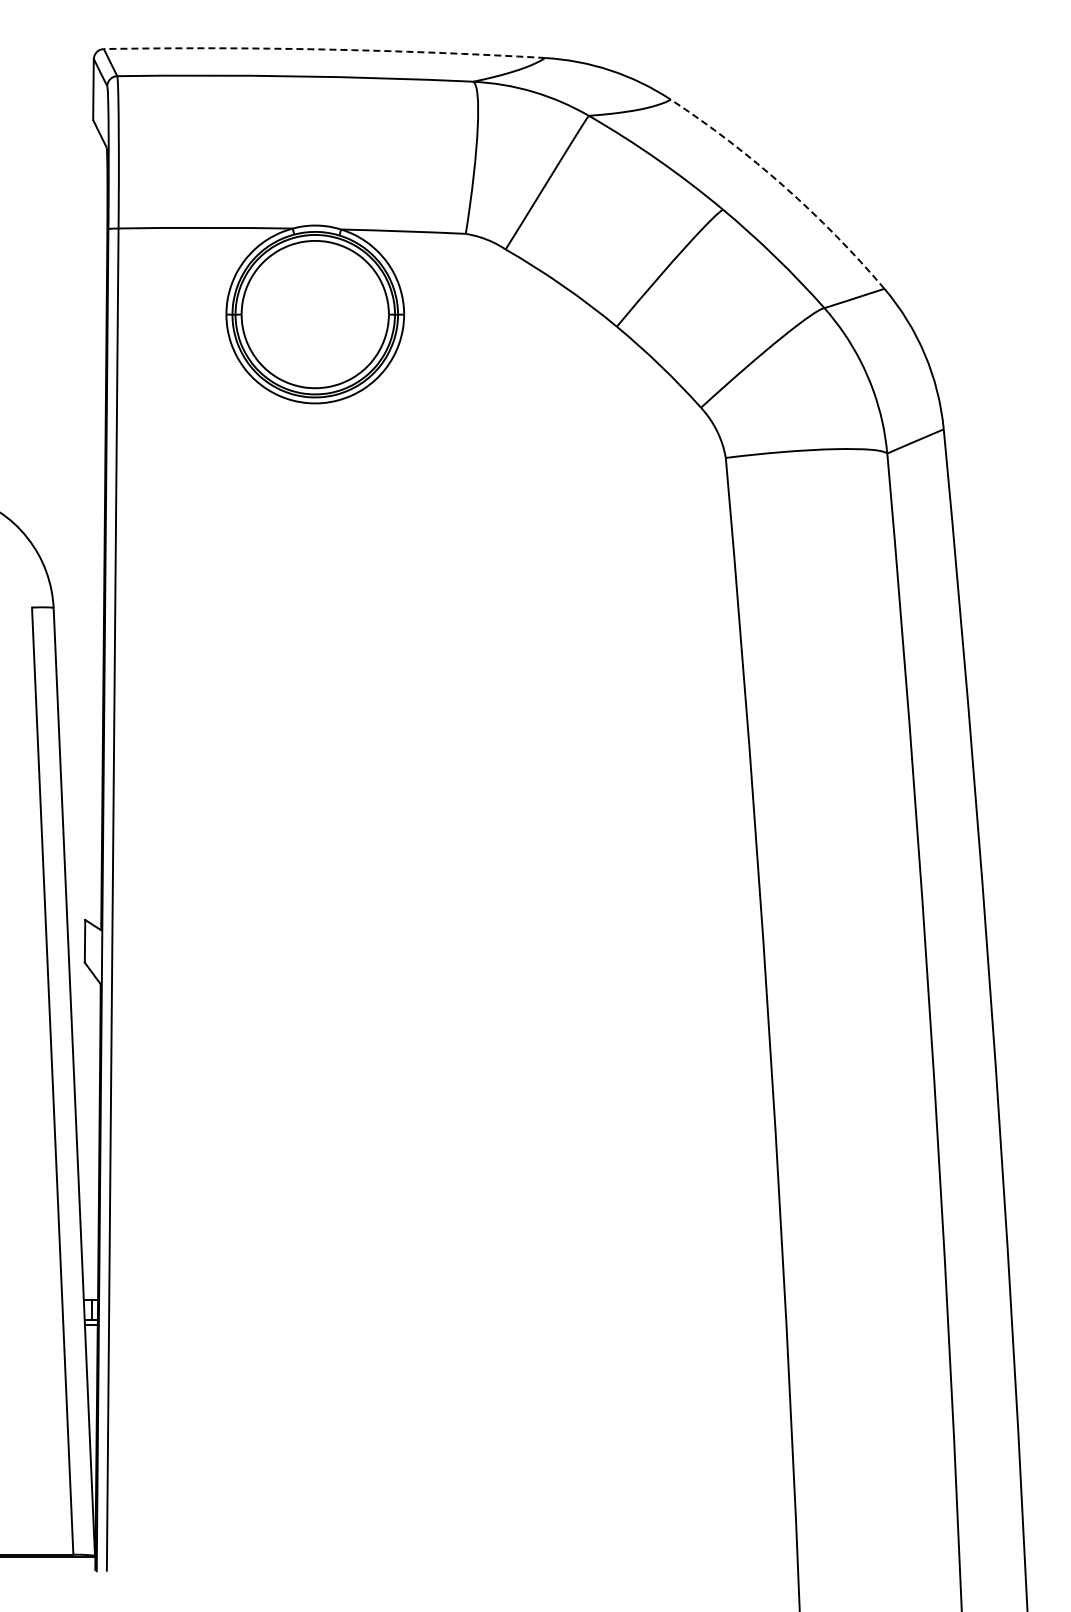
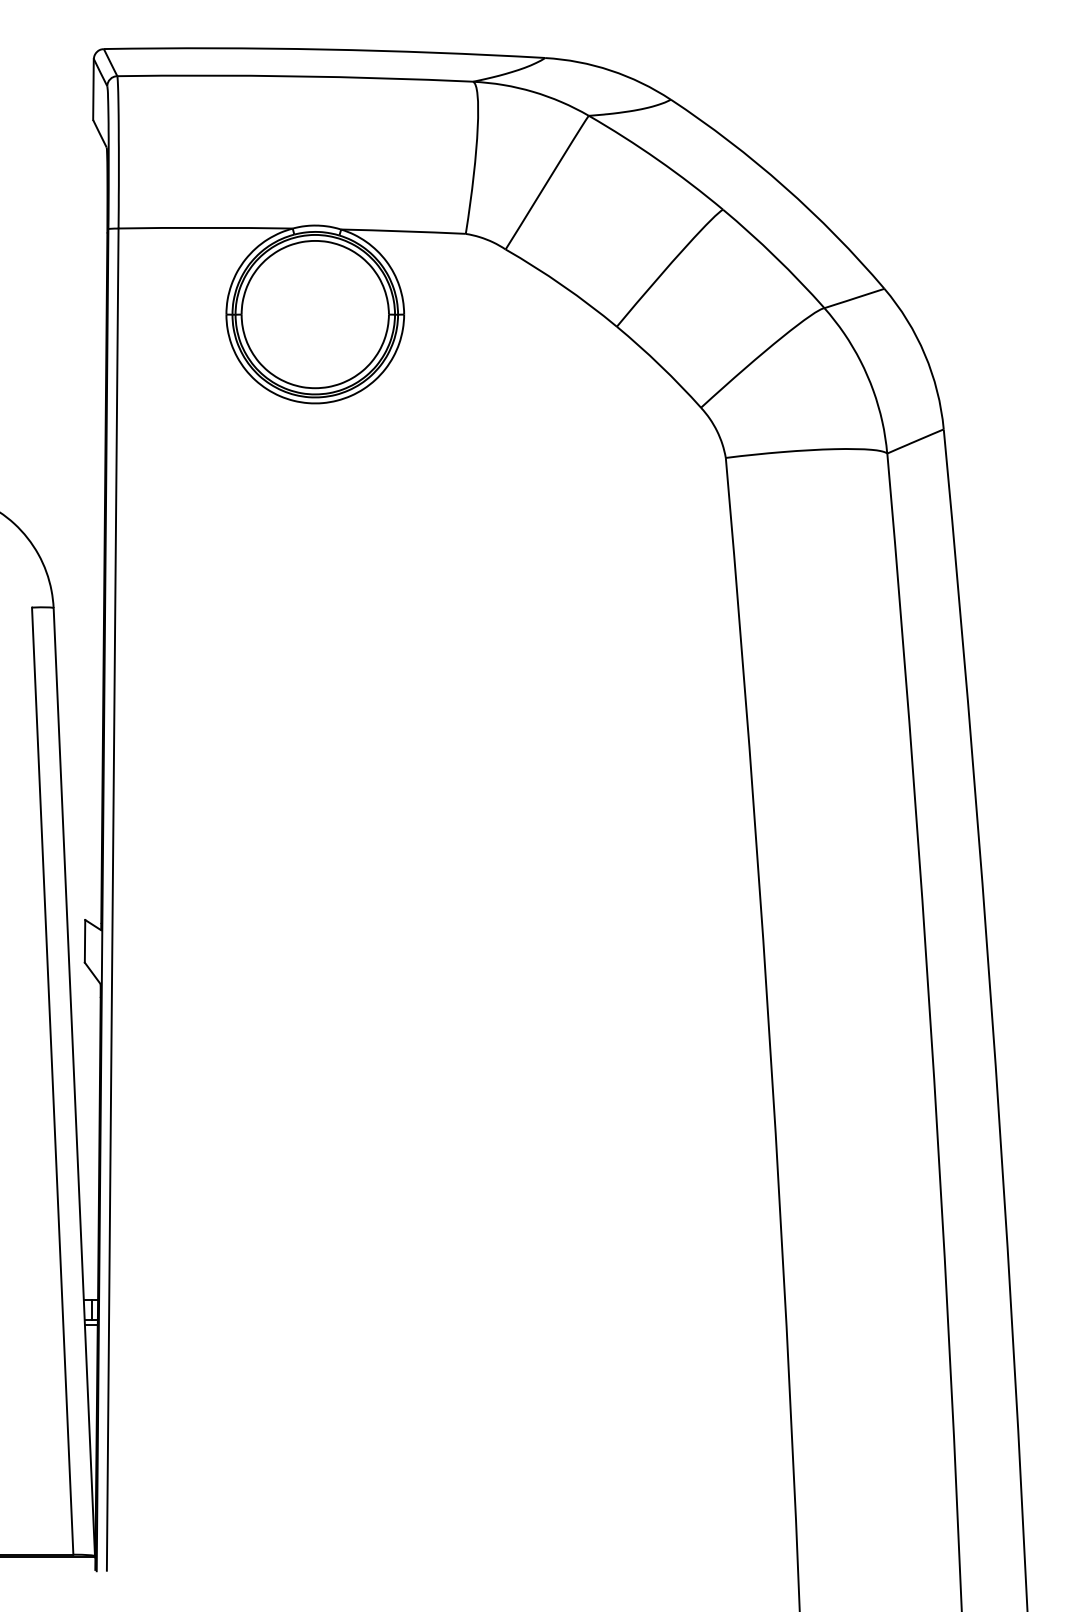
arc: dashed -> solid (324, 49)
arc: dashed -> solid (784, 186)
